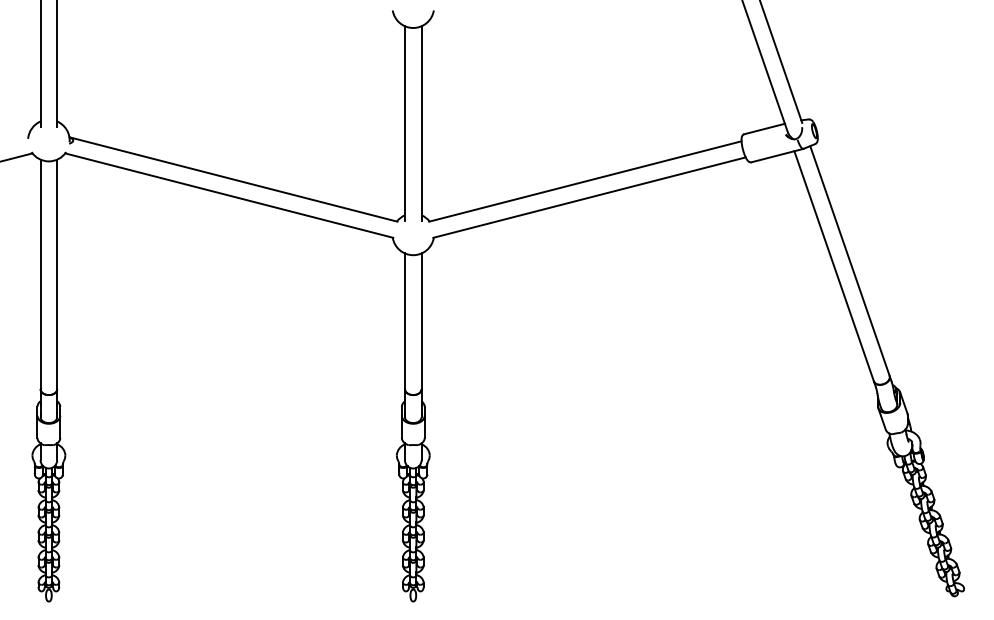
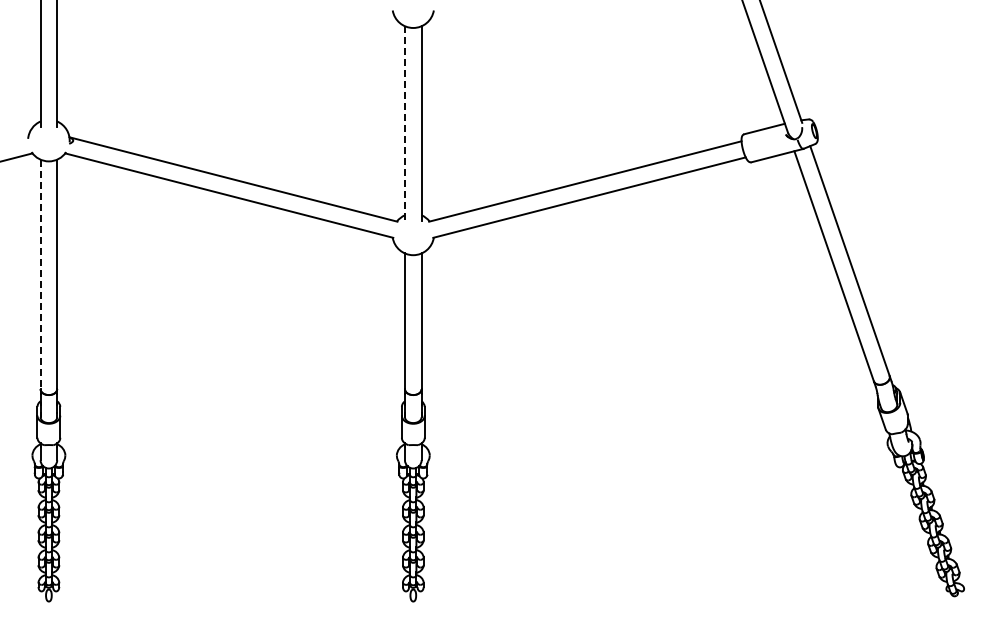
line: solid -> dashed (404, 124)
line: solid -> dashed (40, 274)
